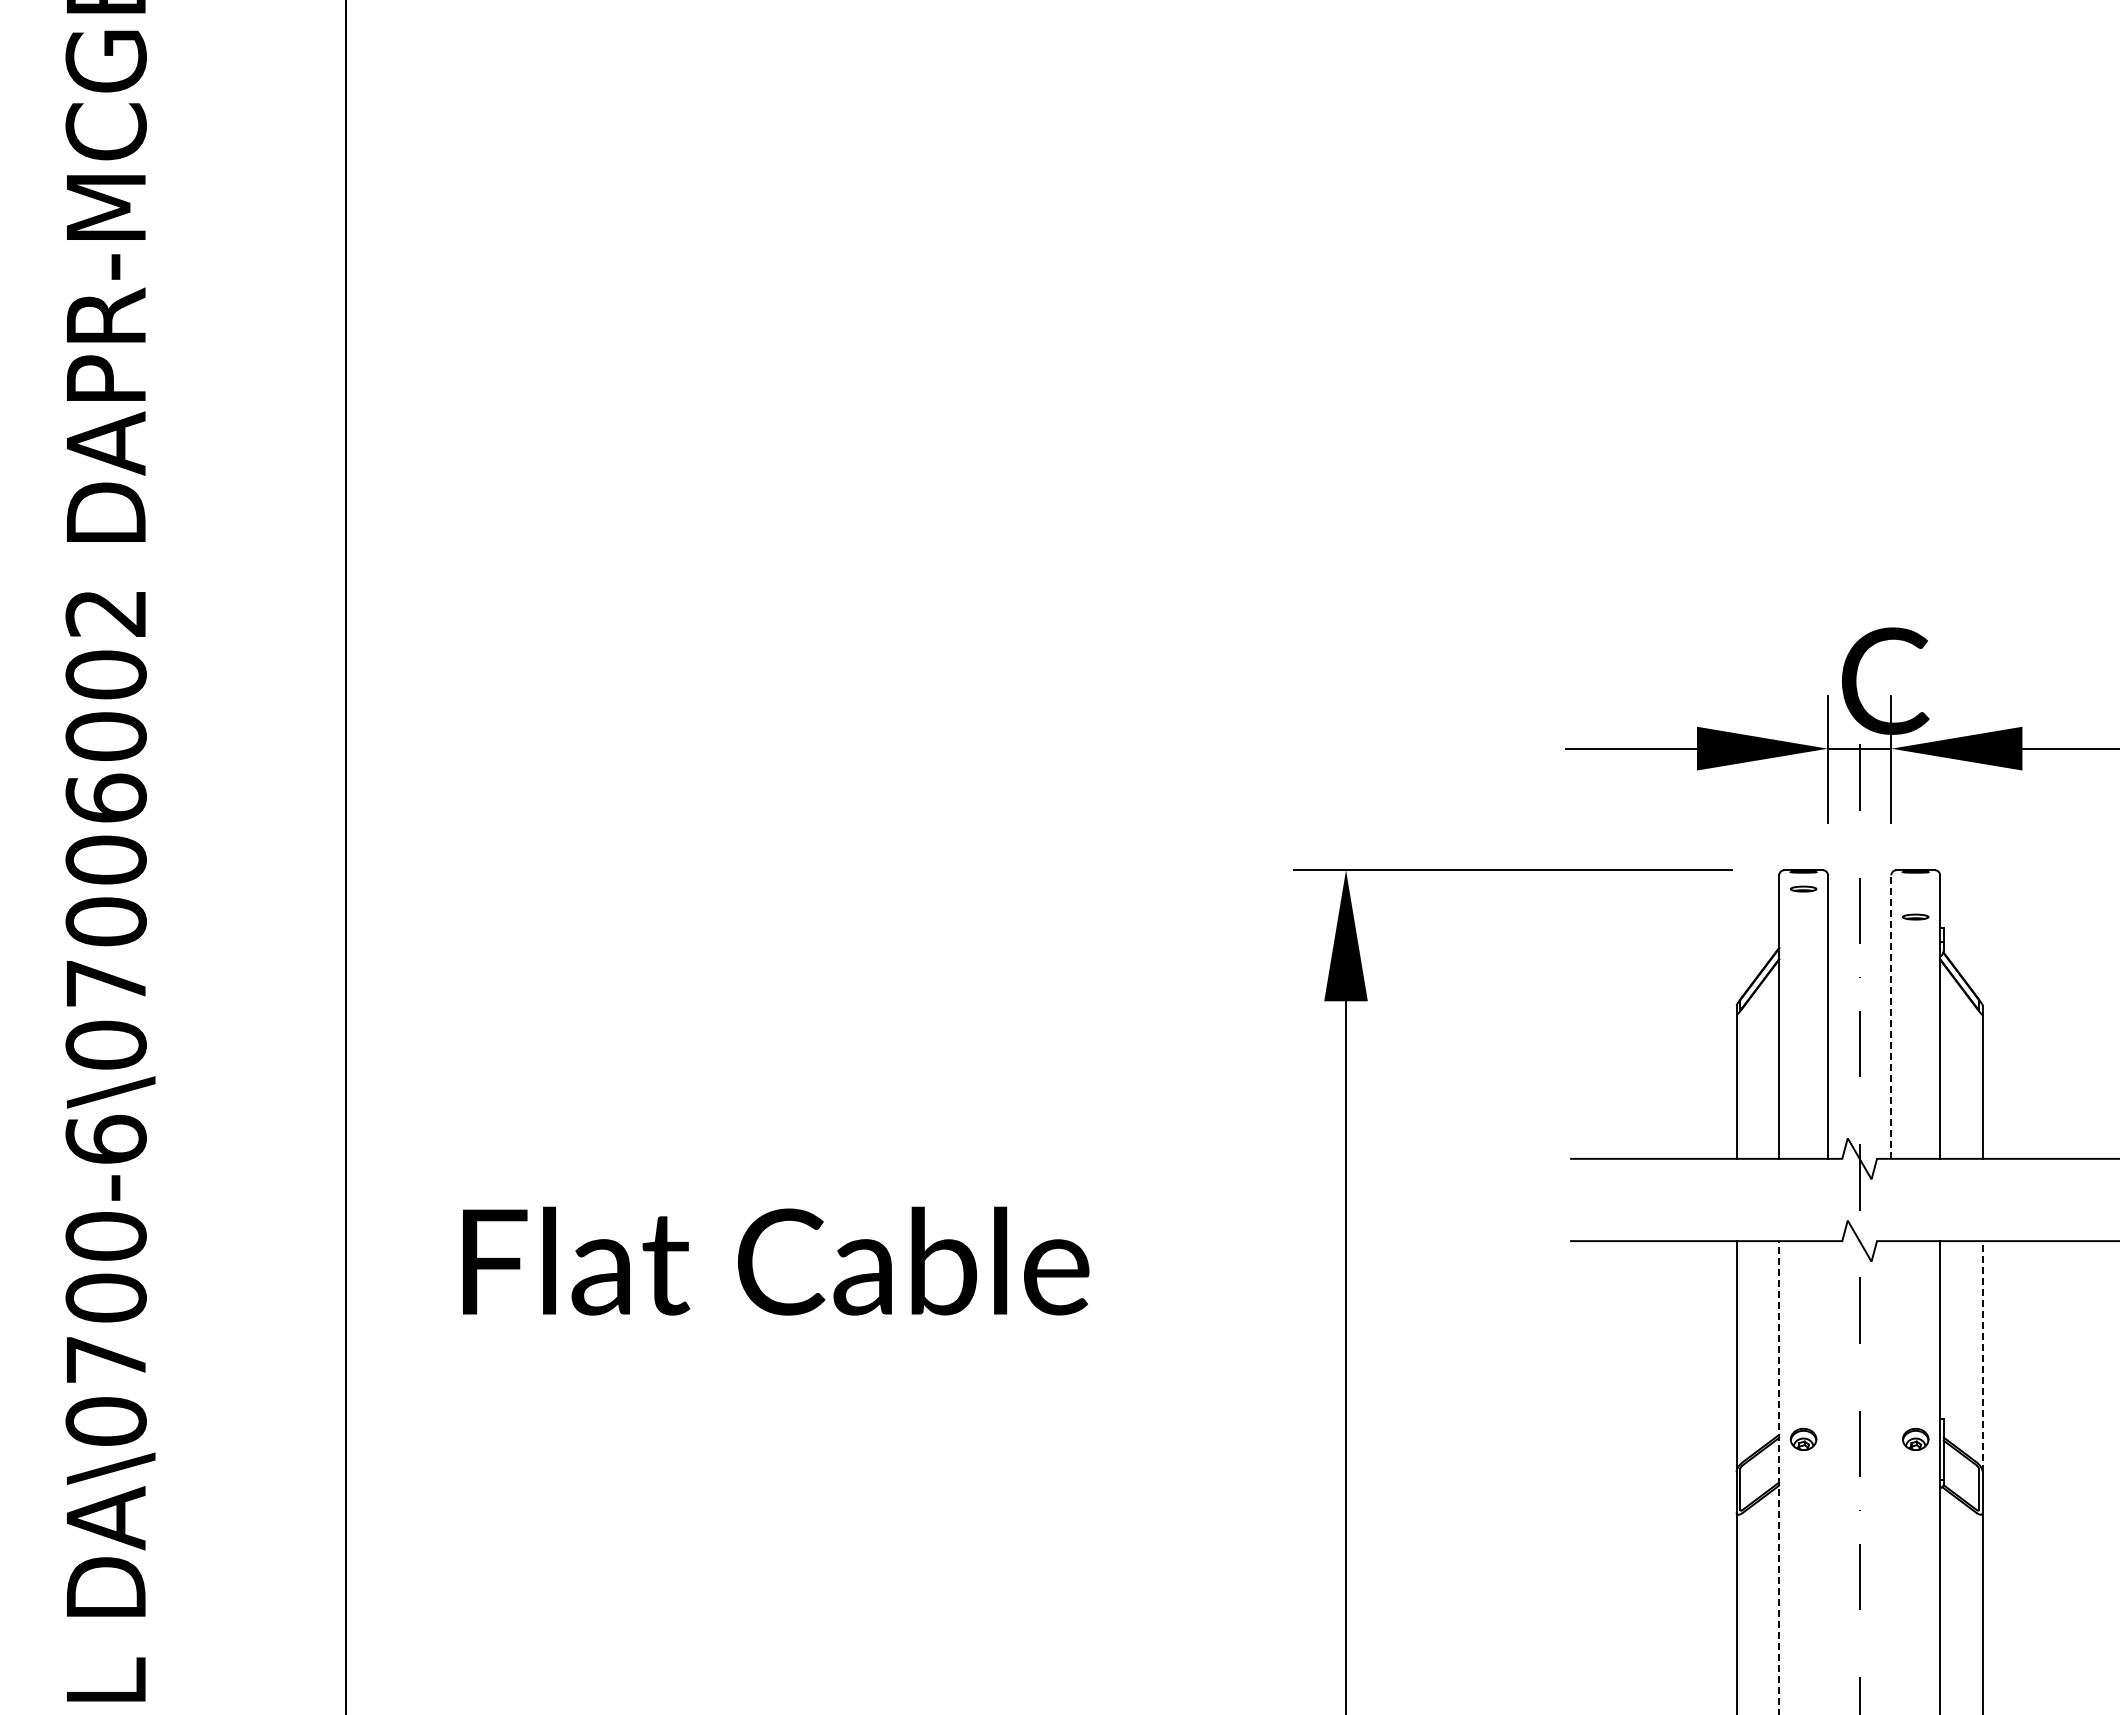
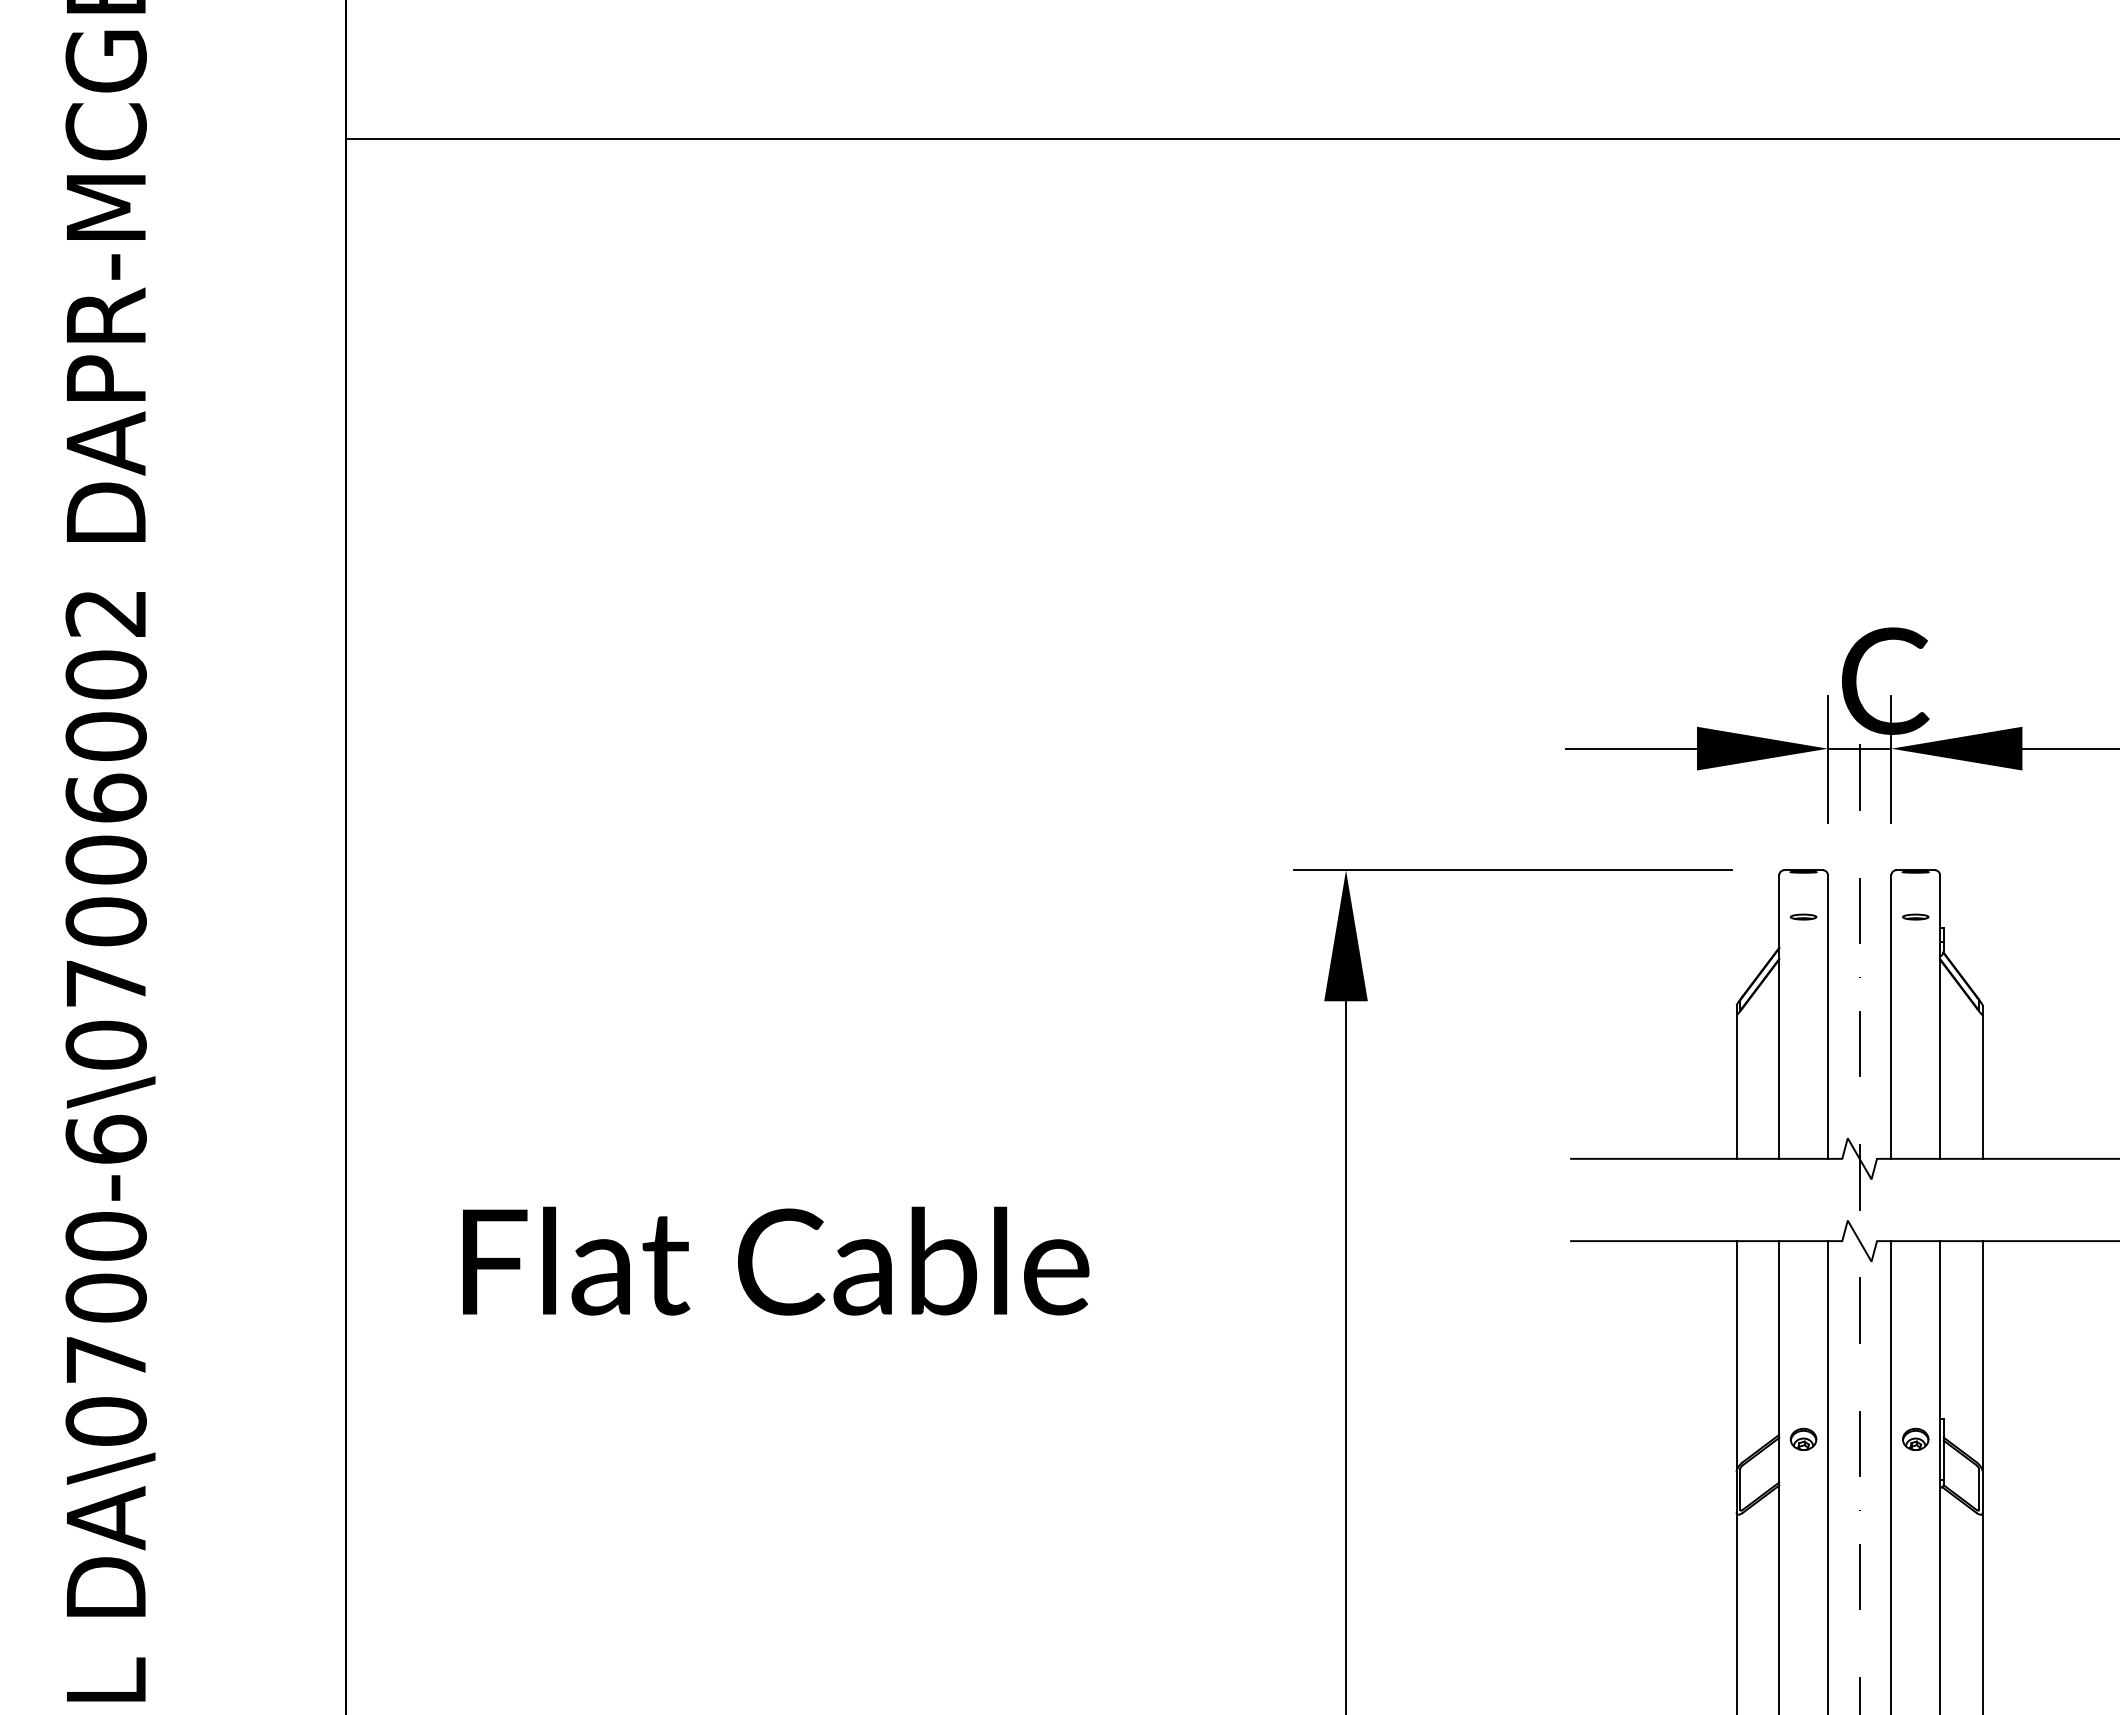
line: none -> present (1231, 139)
part position: (1803, 888) -> (1803, 916) (1803, 916)
line: dashed -> solid (1891, 1017)
line: dashed -> solid (1982, 1356)
line: none -> present (1827, 1476)
line: none -> present (1891, 1476)
line: dashed -> solid (1779, 1477)
